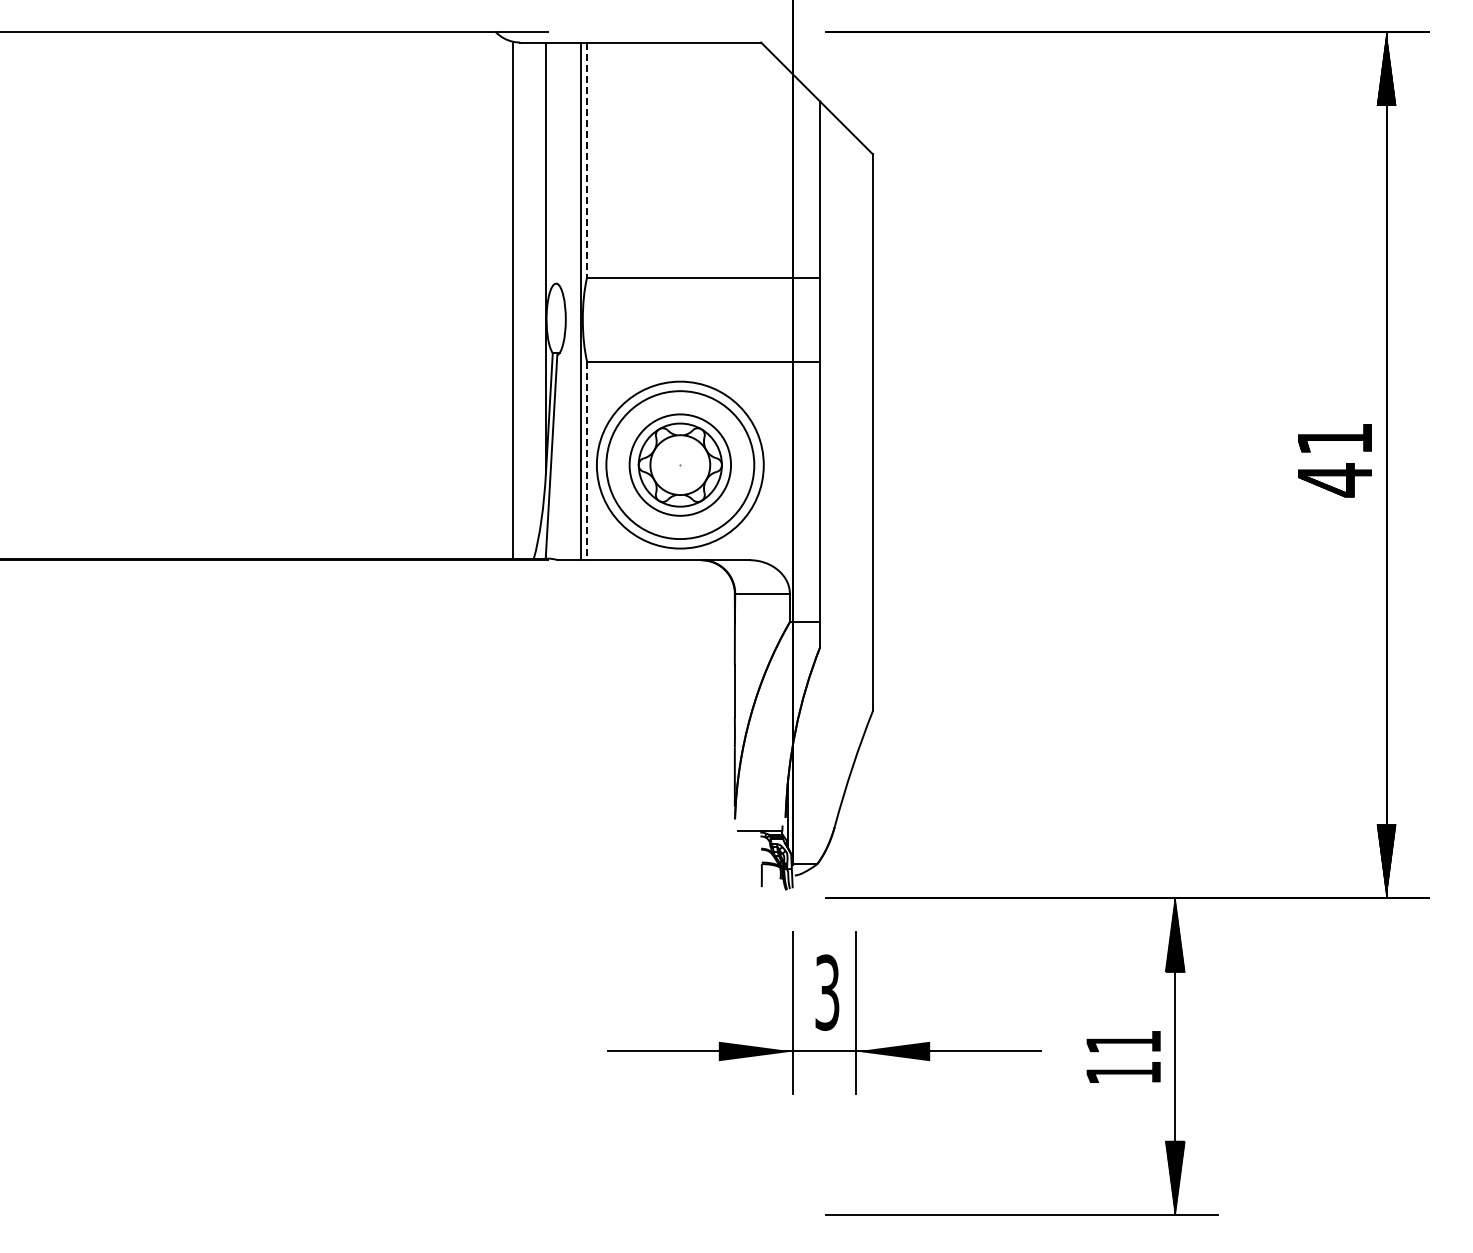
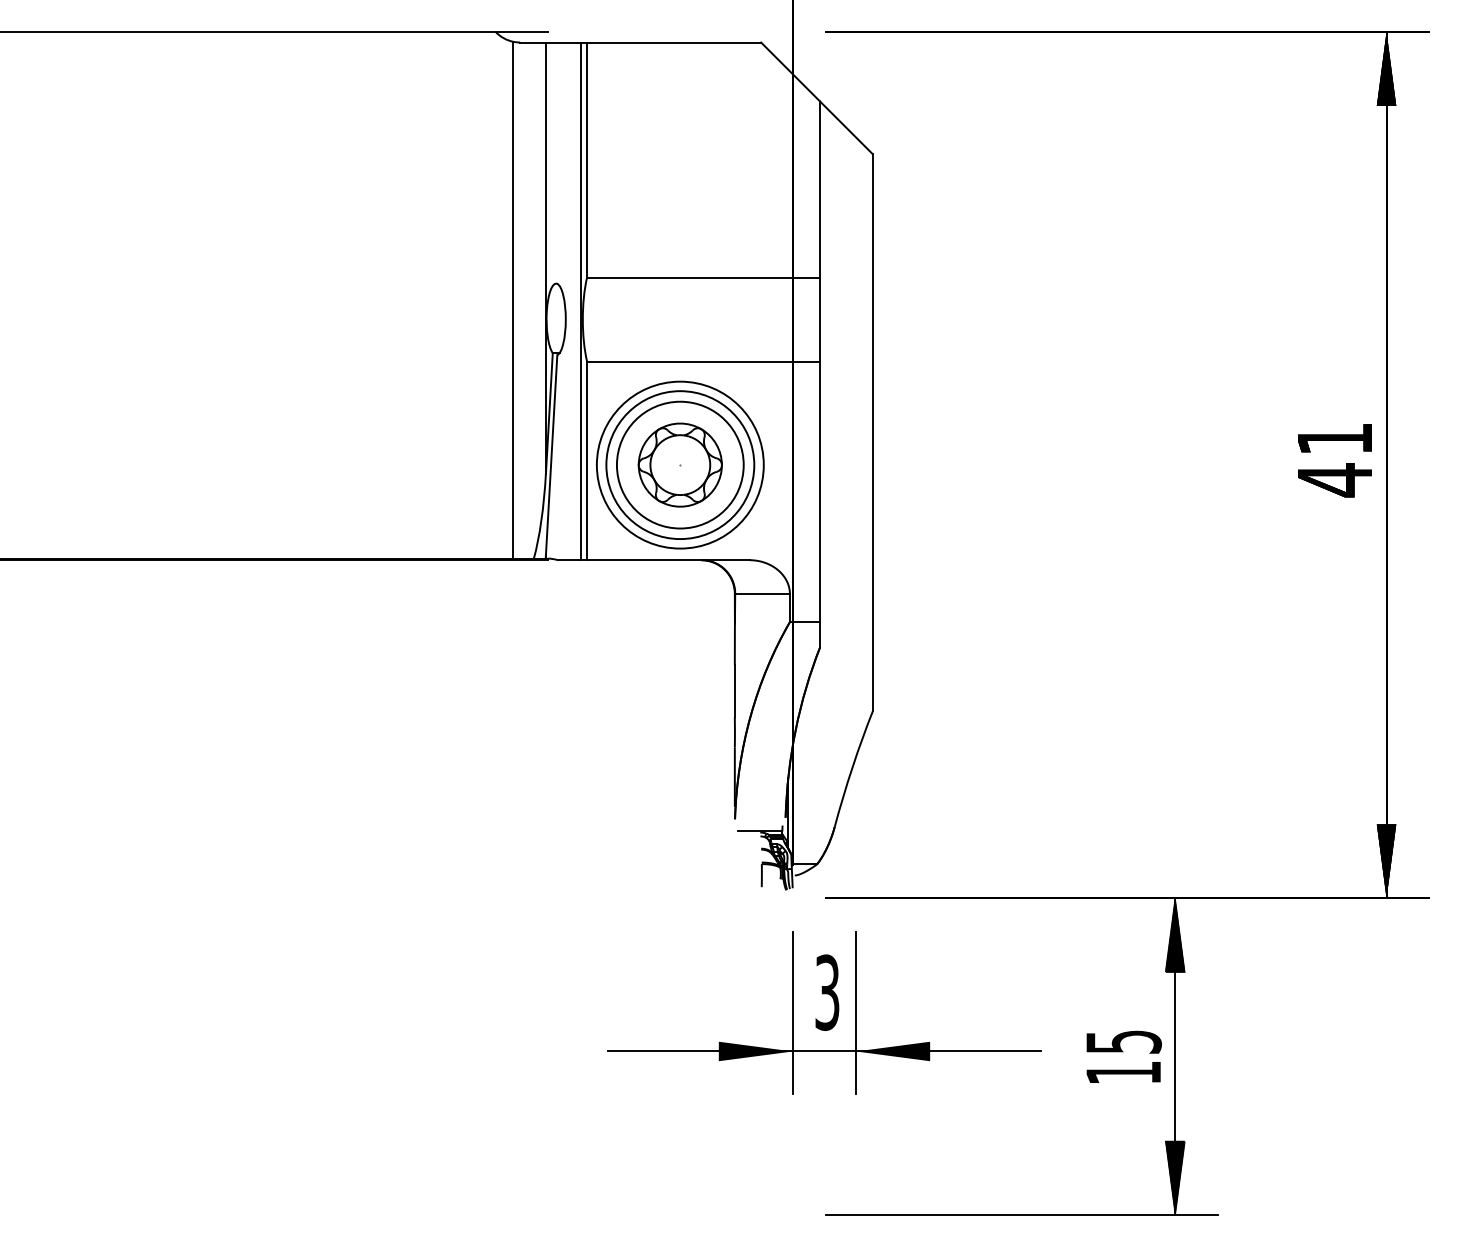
line: dashed -> solid (587, 160)
line: dashed -> solid (587, 461)
circle diameter: 101 px -> 127 px (679, 464)
text: 11 -> 15 (1123, 1041)
